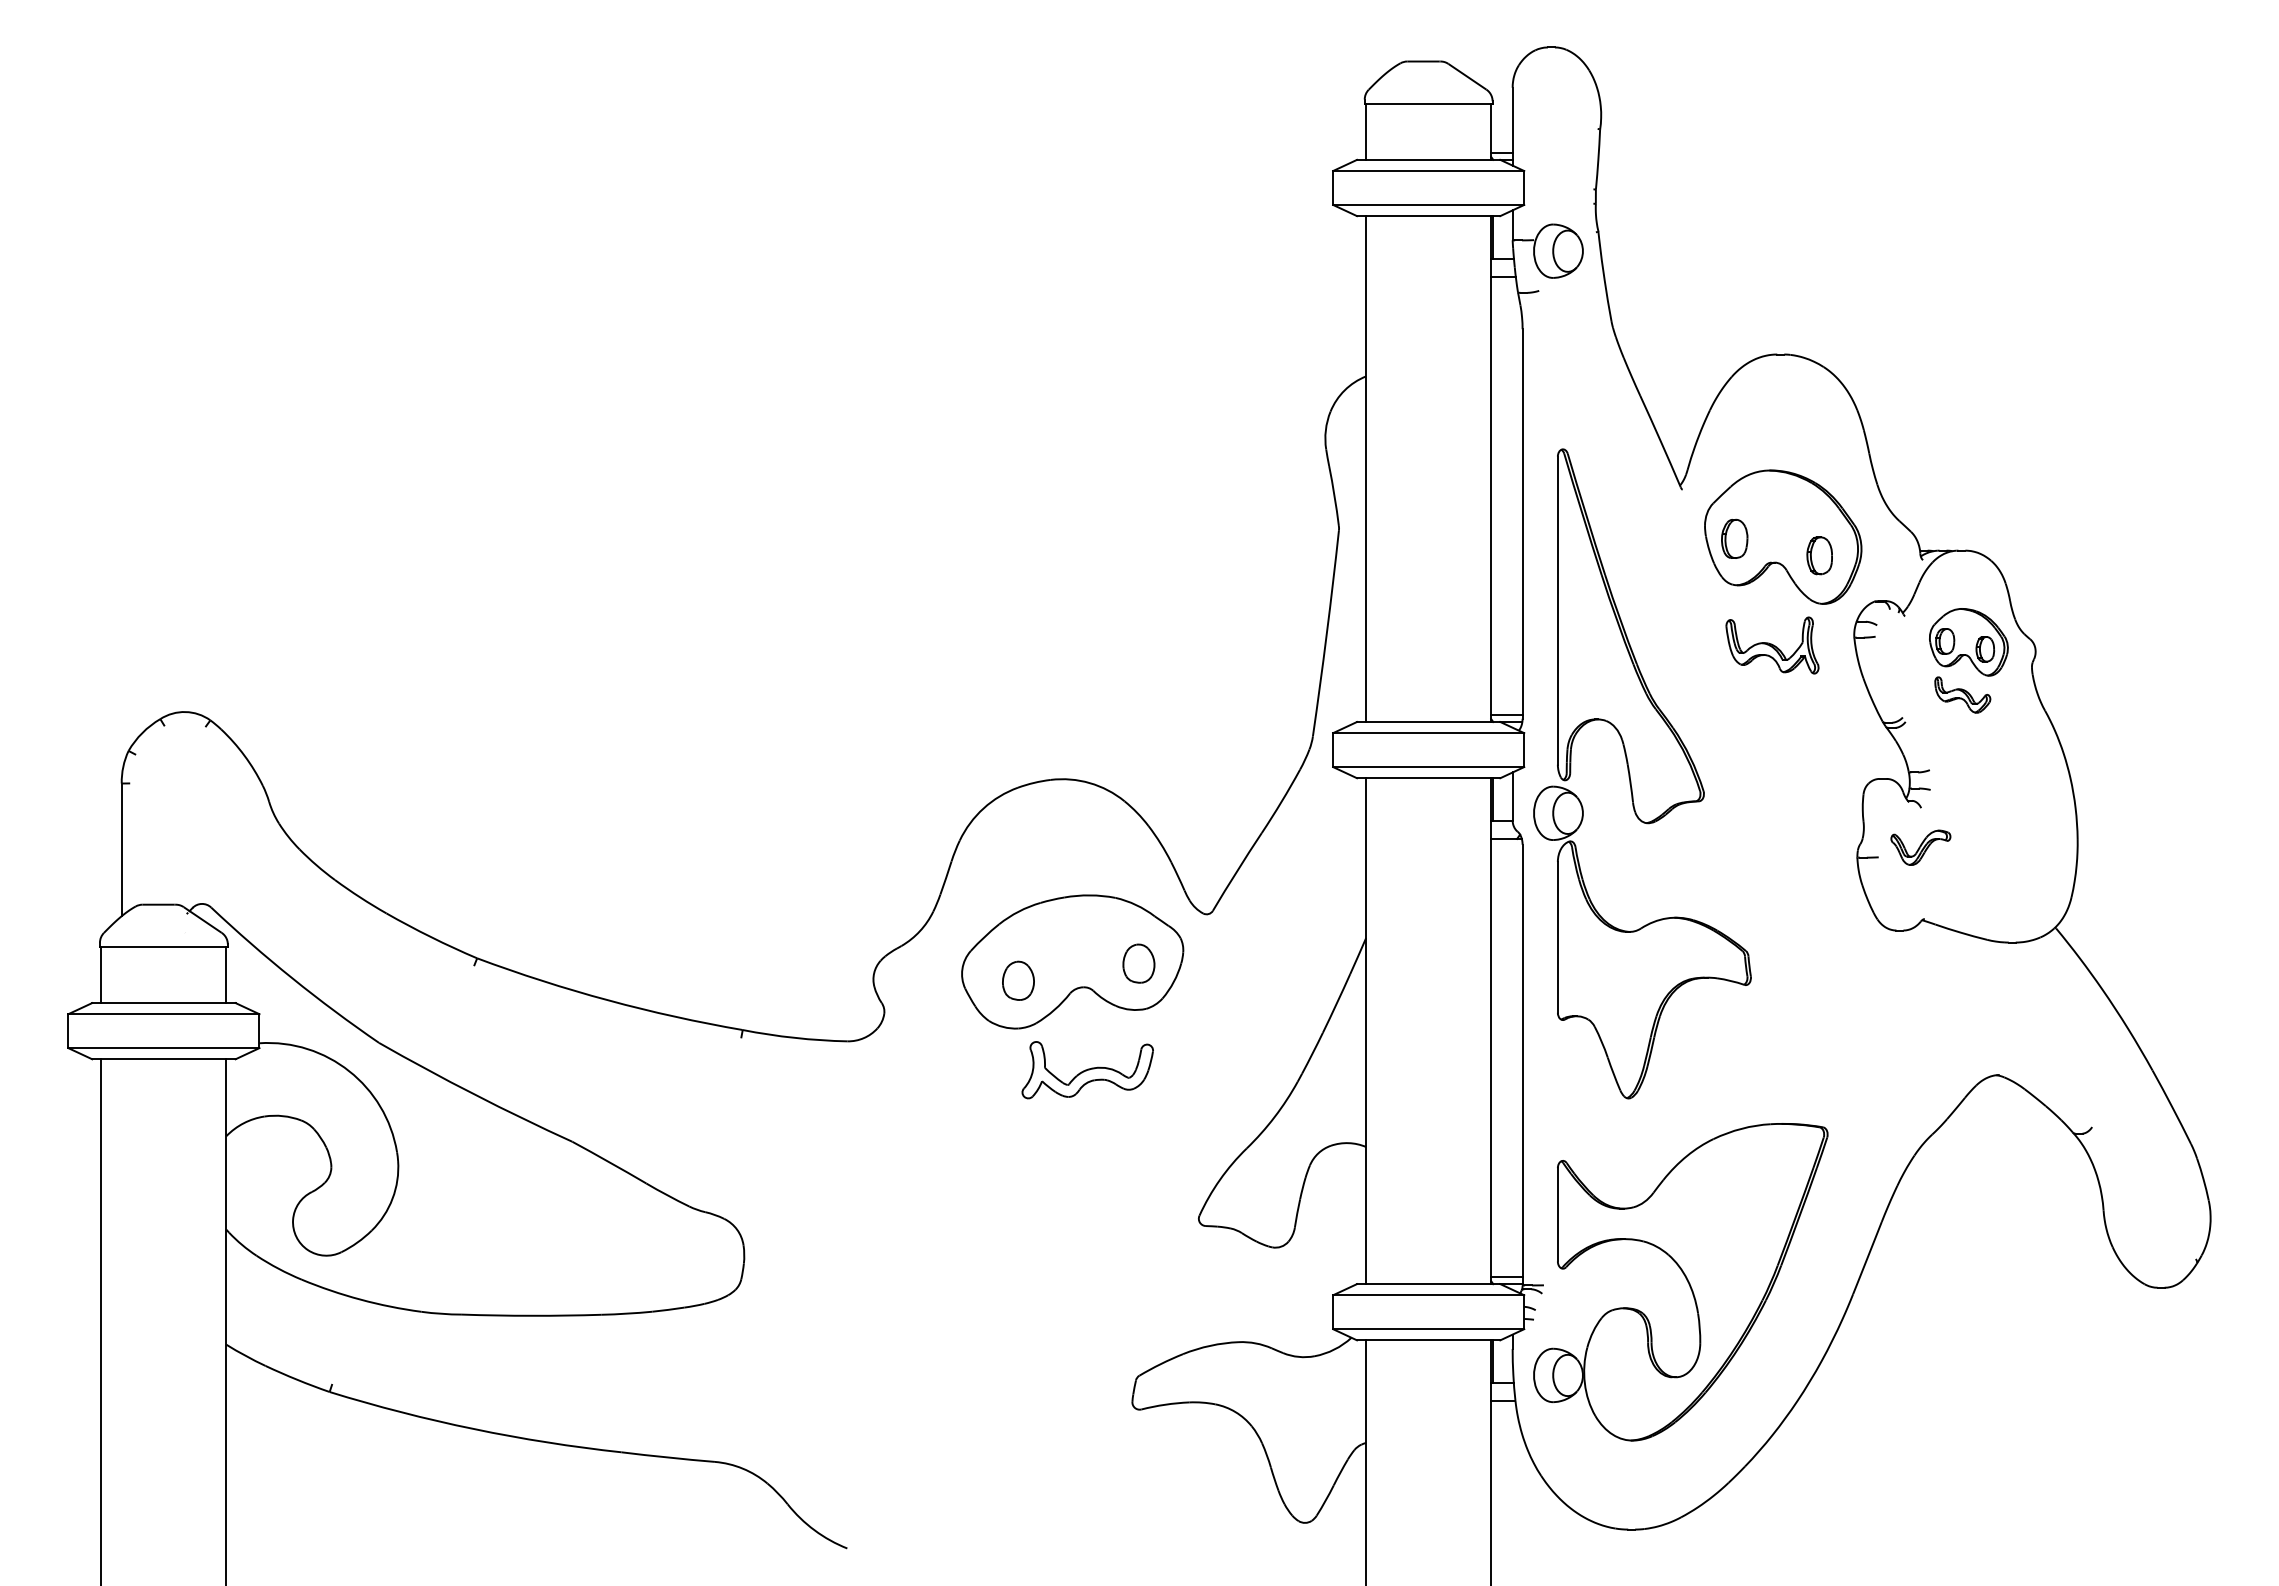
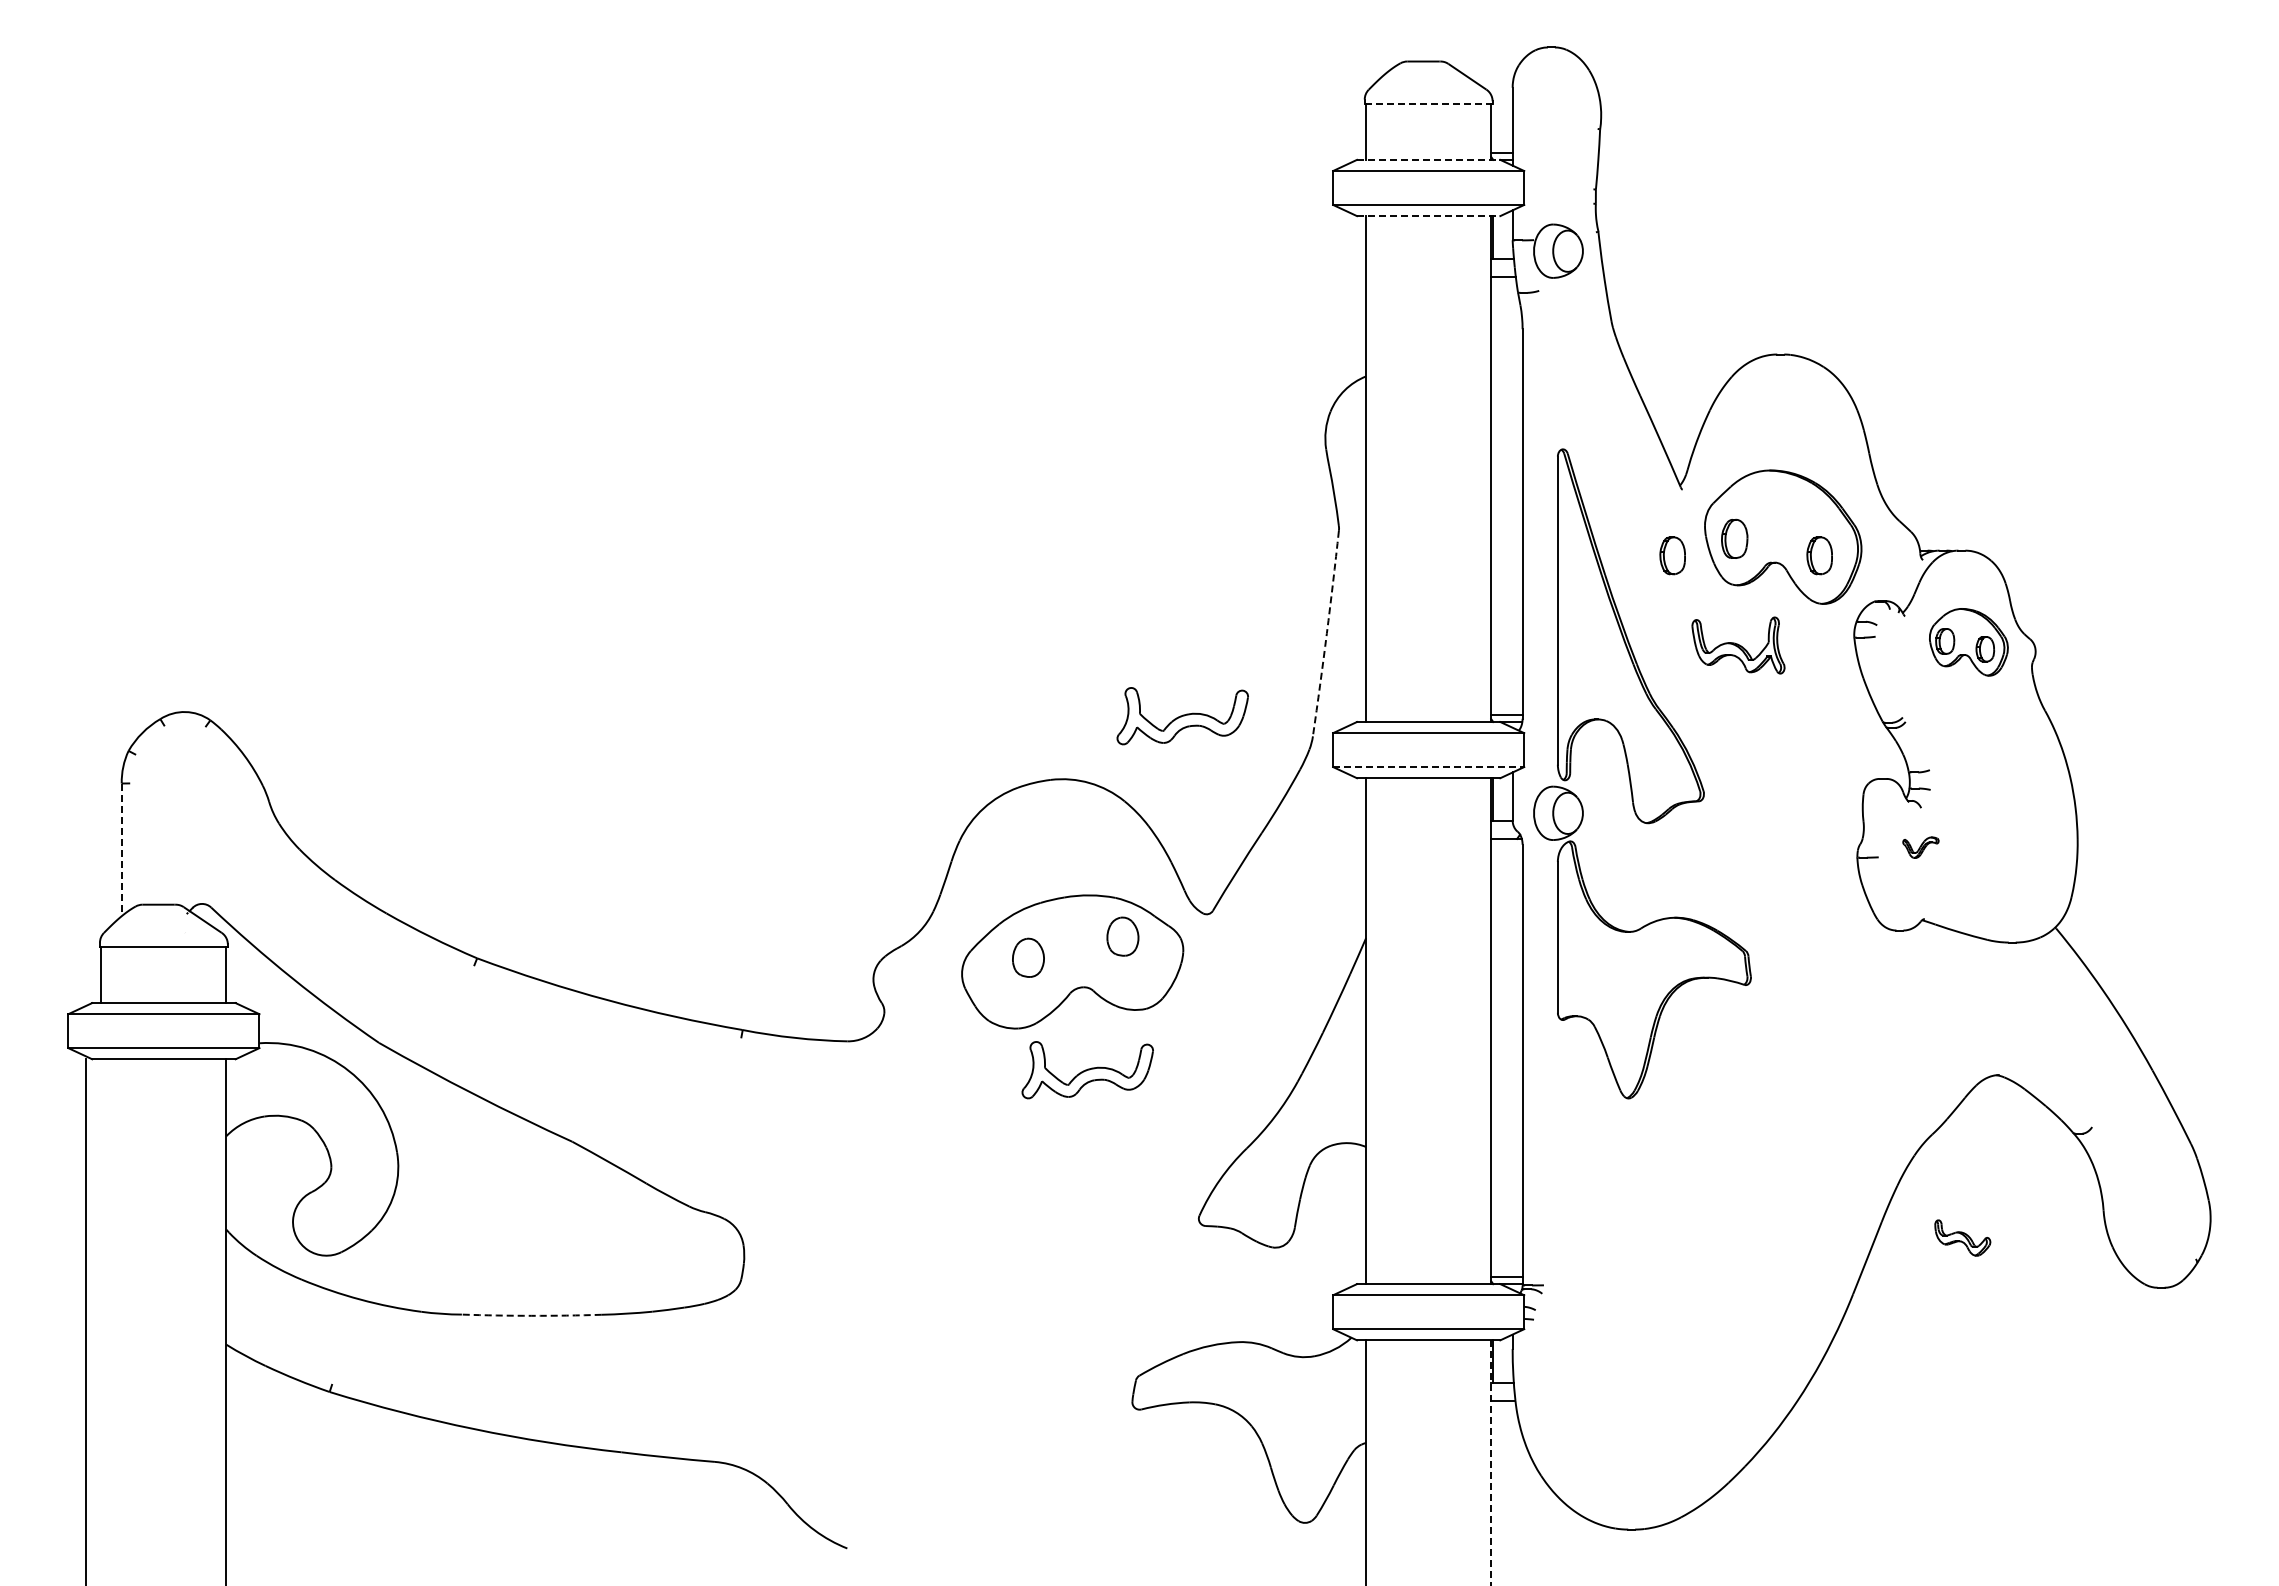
line: solid -> dashed (1428, 103)
line: solid -> dashed (1428, 159)
line: solid -> dashed (1428, 216)
part: none -> present (1672, 555)
arc: solid -> dashed (1326, 633)
part position: (1772, 645) -> (1738, 645) (1738, 645)
part position: (1962, 694) -> (1962, 1237) (1962, 1237)
part: none -> present (1182, 716)
line: solid -> dashed (1428, 767)
part size: 62x37 px -> 38x23 px (1920, 847)
line: solid -> dashed (121, 850)
part position: (1138, 963) -> (1122, 936) (1122, 936)
part position: (1018, 980) -> (1028, 957) (1028, 957)
part: present -> none (1686, 1280)
arc: solid -> dashed (531, 1315)
line position: (101, 1320) -> (86, 1320) (86, 1320)
line: solid -> dashed (1491, 1463)
